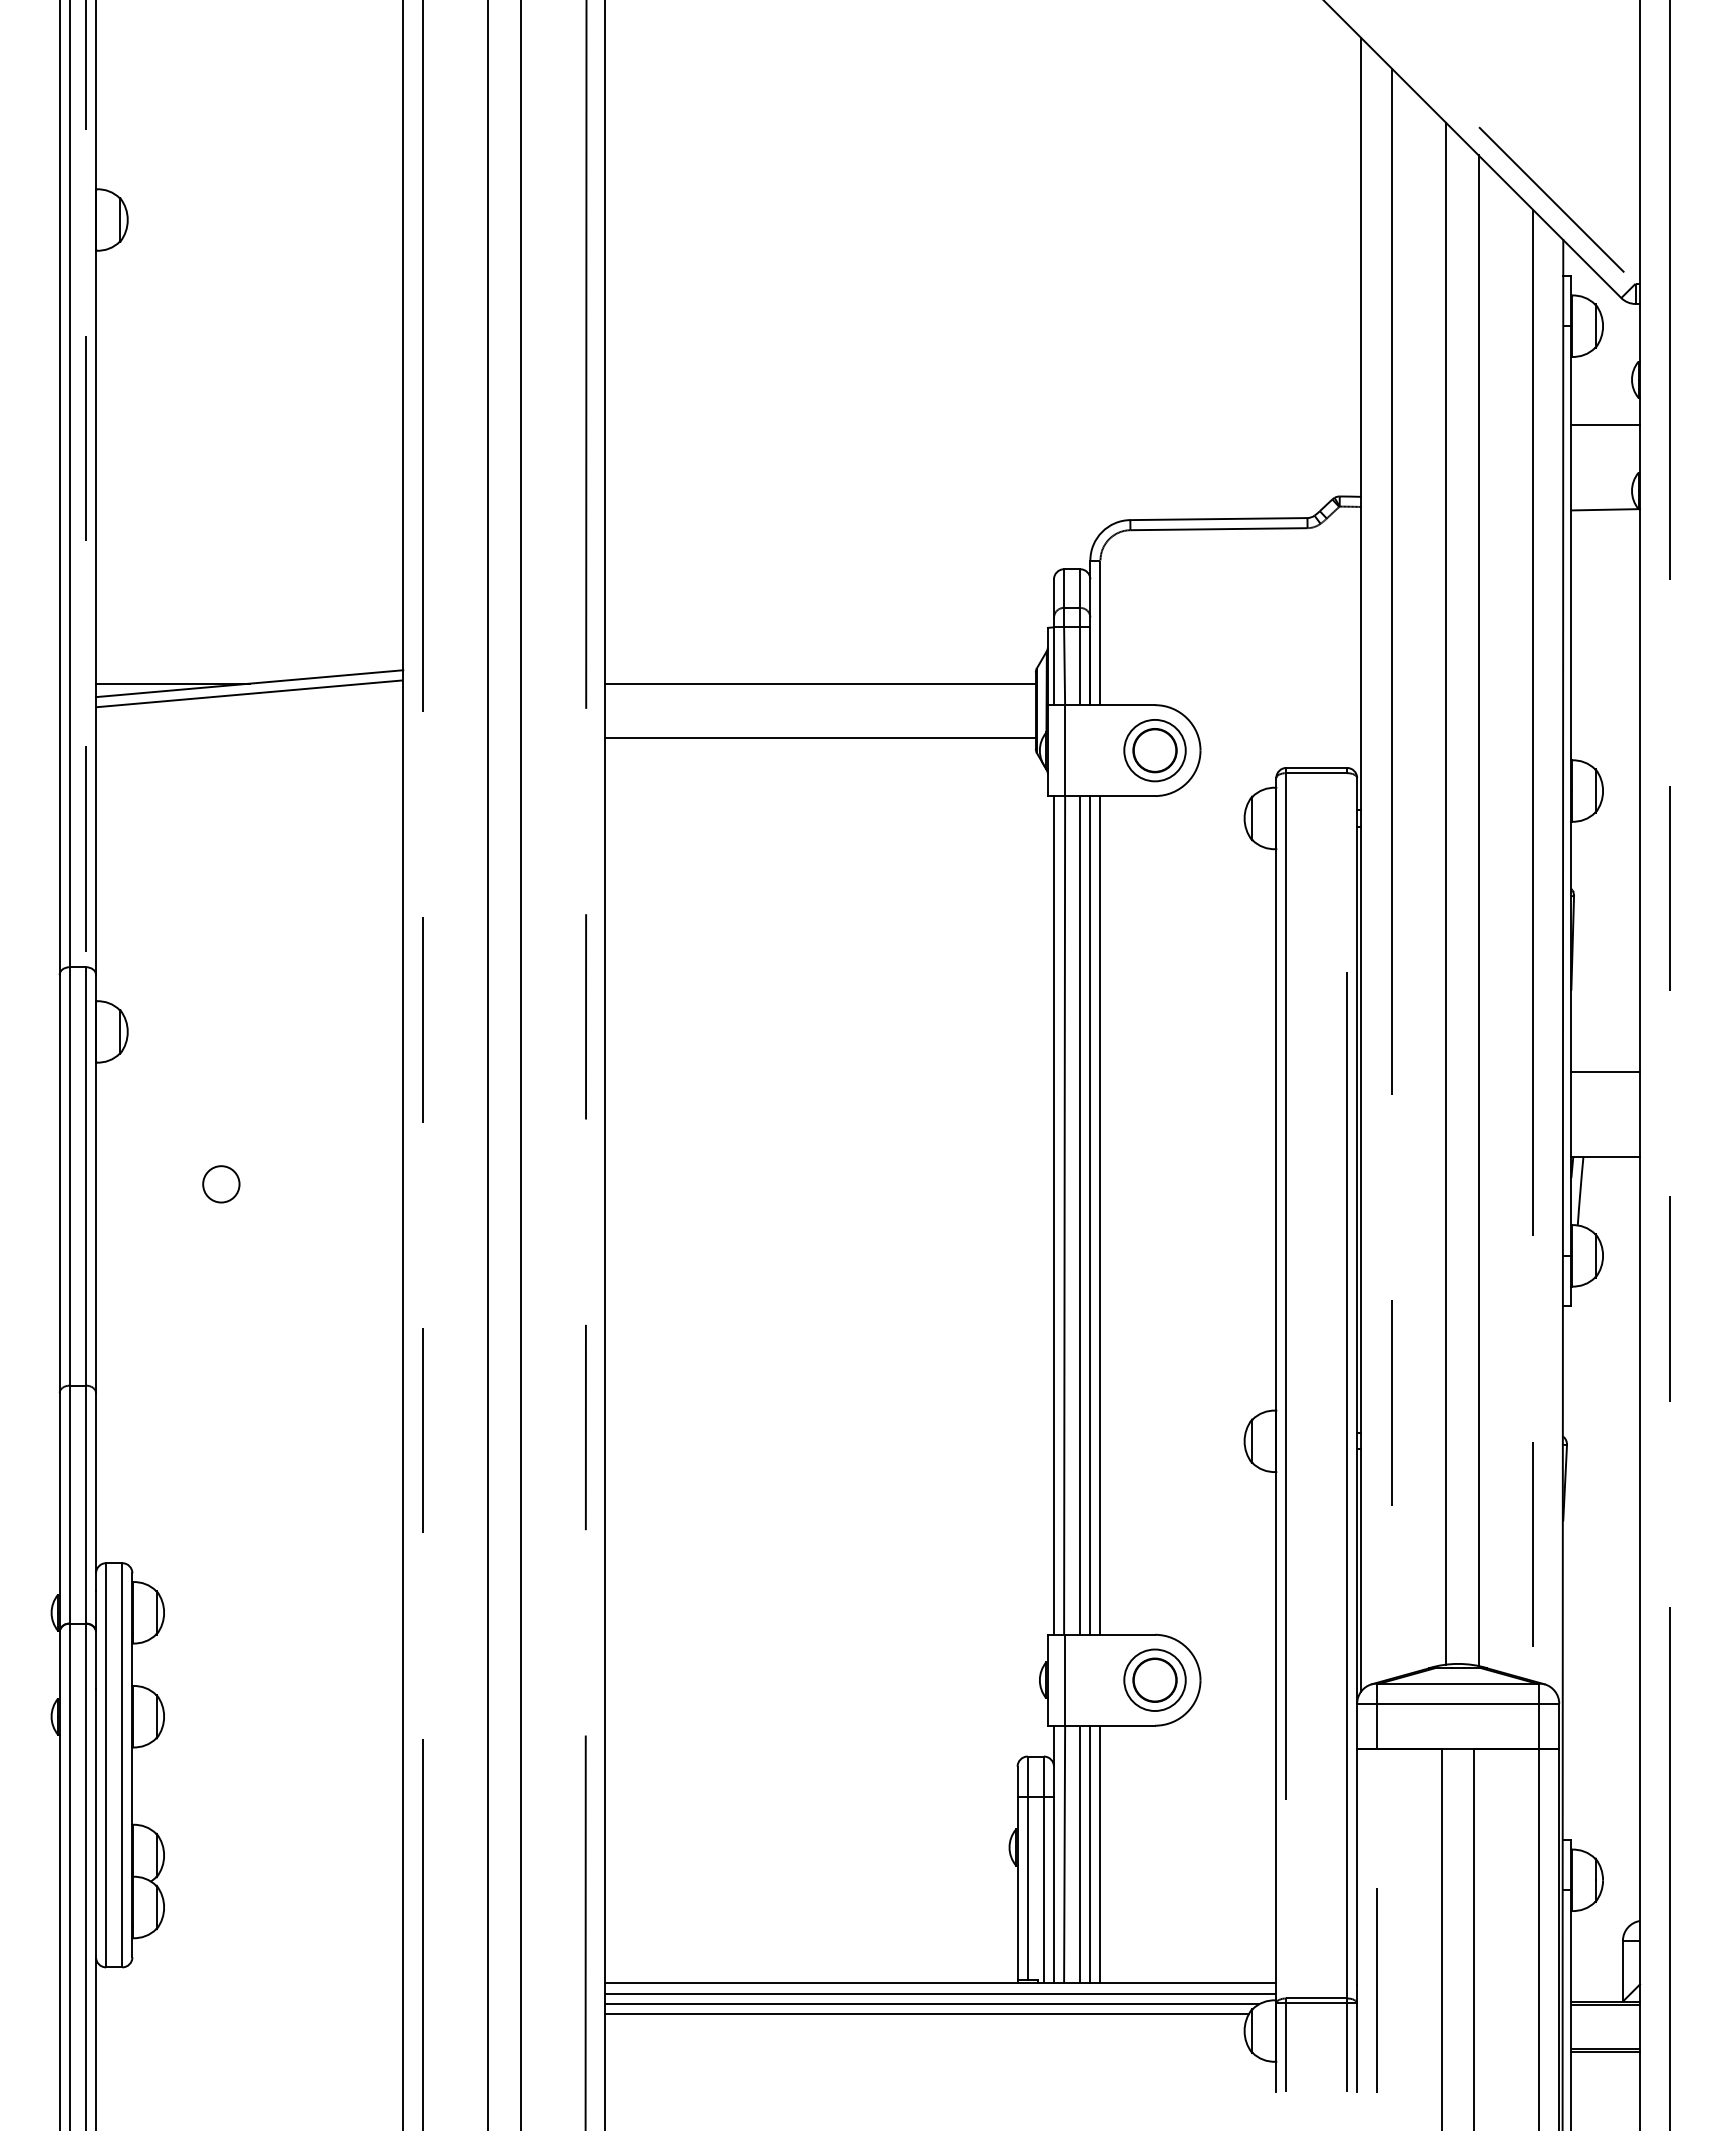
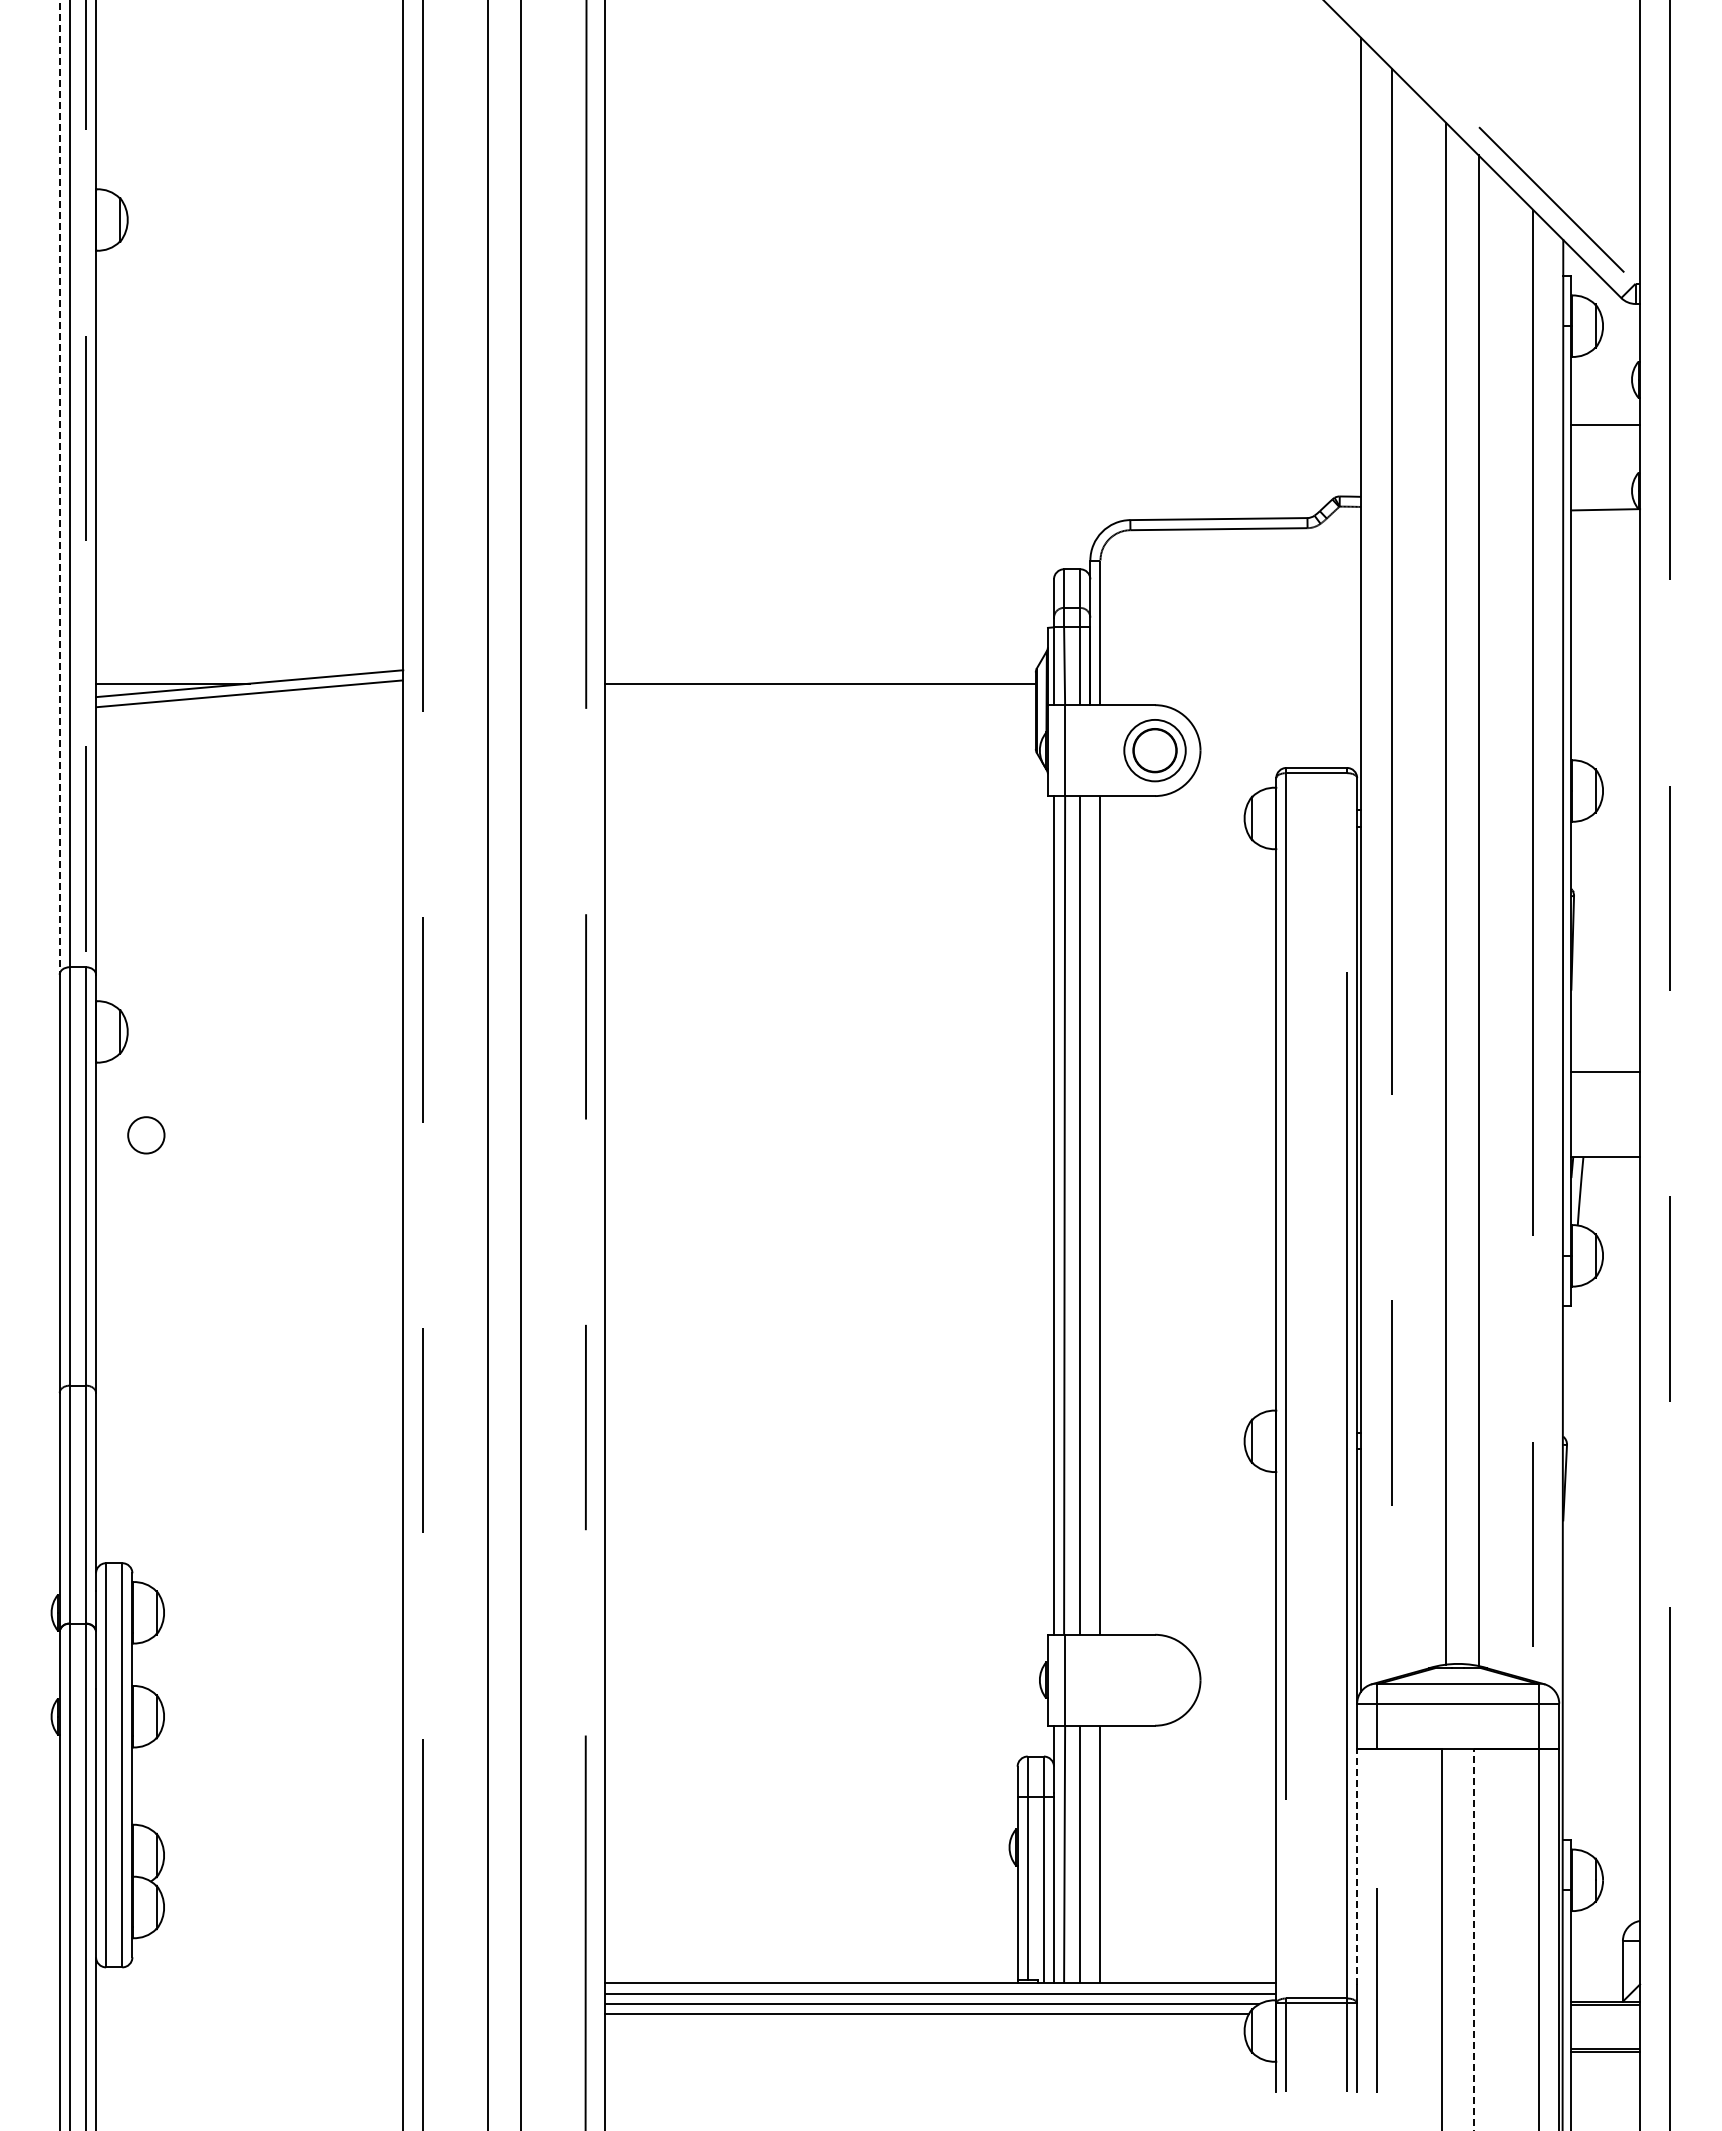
line: solid -> dashed (59, 487)
line: present -> none (820, 737)
circle position: (221, 1184) -> (146, 1135) (146, 1135)
line: present -> none (1090, 1215)
part: present -> none (1154, 1679)
line: present -> none (1090, 1854)
line: solid -> dashed (1357, 1866)
line: solid -> dashed (1474, 1939)
